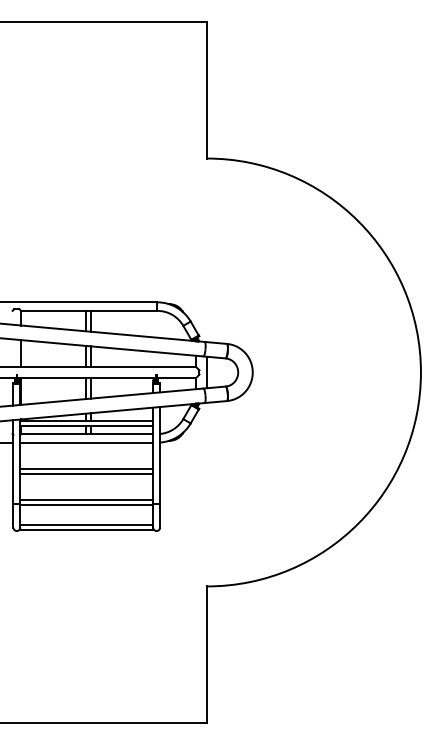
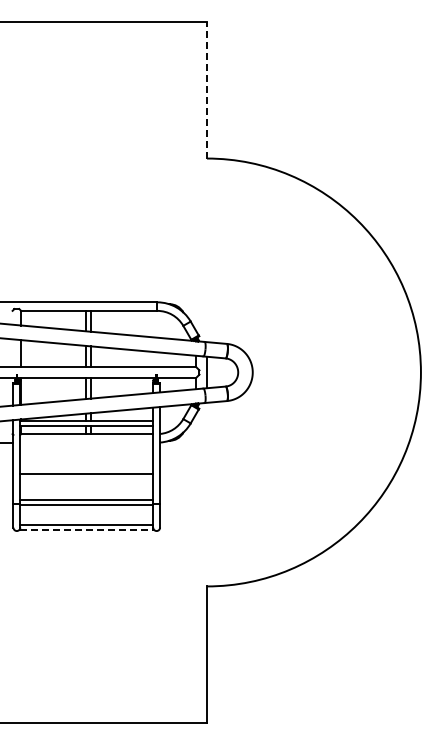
line: solid -> dashed (207, 89)
line: present -> none (86, 442)
line: present -> none (86, 468)
line: solid -> dashed (87, 529)
